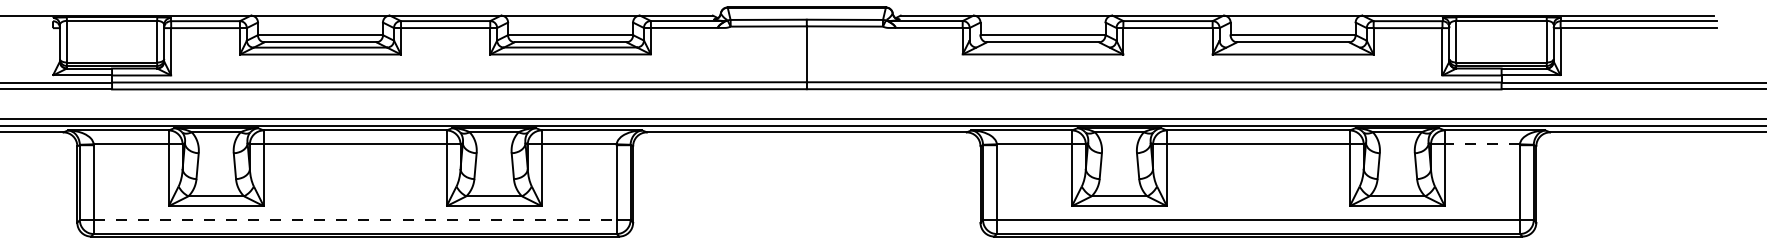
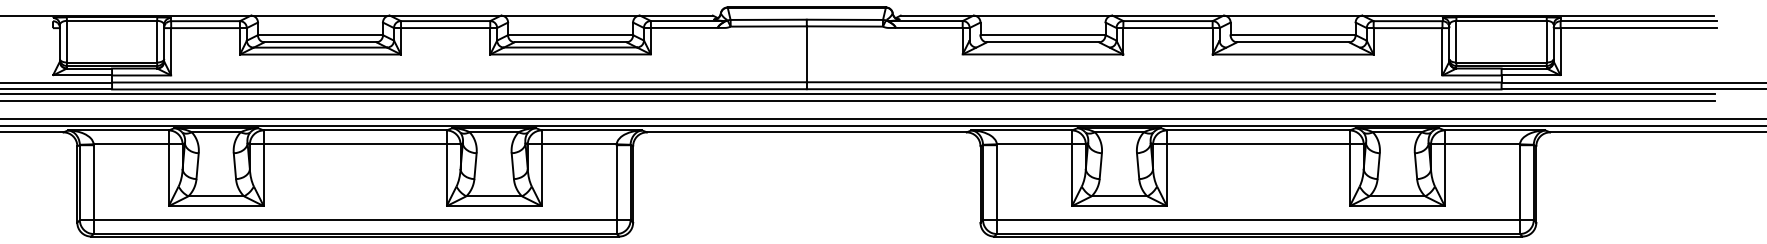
line: none -> present (858, 94)
line: none -> present (858, 101)
line: dashed -> solid (1482, 144)
line: dashed -> solid (355, 220)
